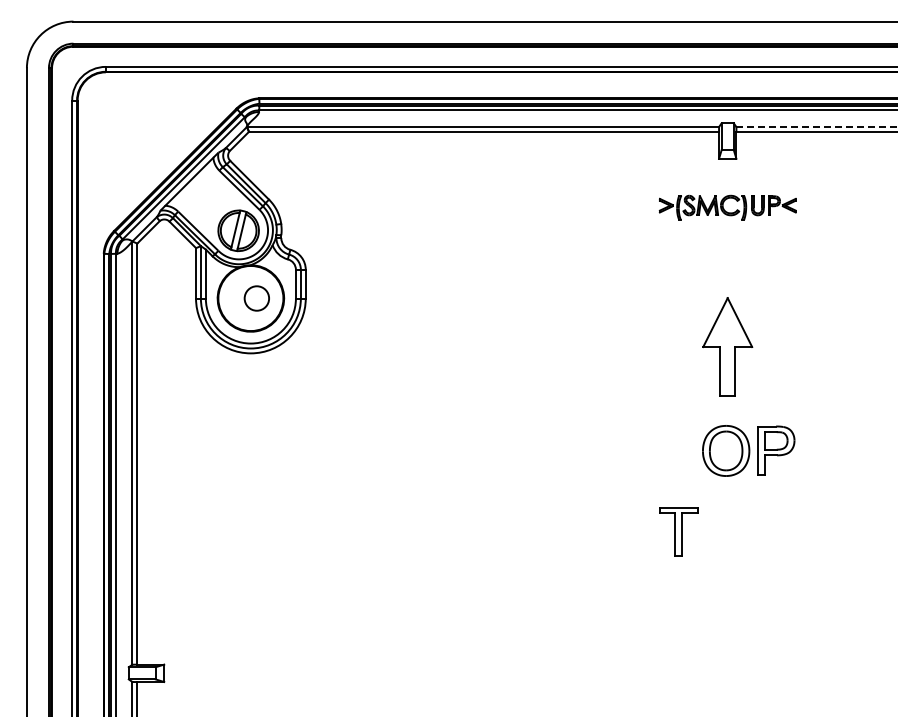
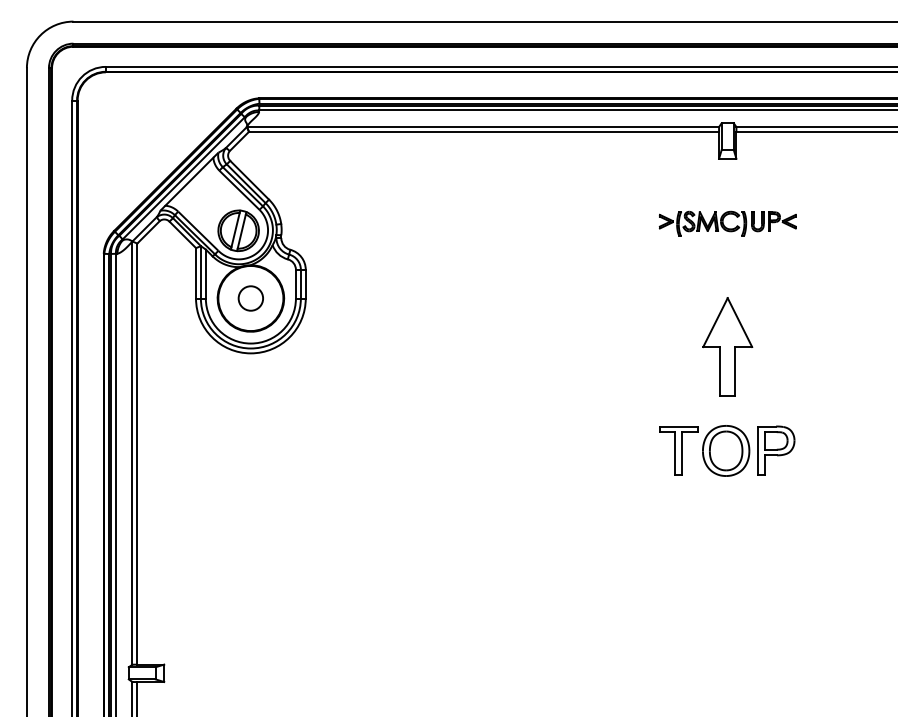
line: dashed -> solid (817, 126)
part position: (727, 207) -> (727, 223) (727, 223)
circle position: (256, 298) -> (250, 298) (250, 298)
part position: (678, 531) -> (678, 450) (678, 450)
